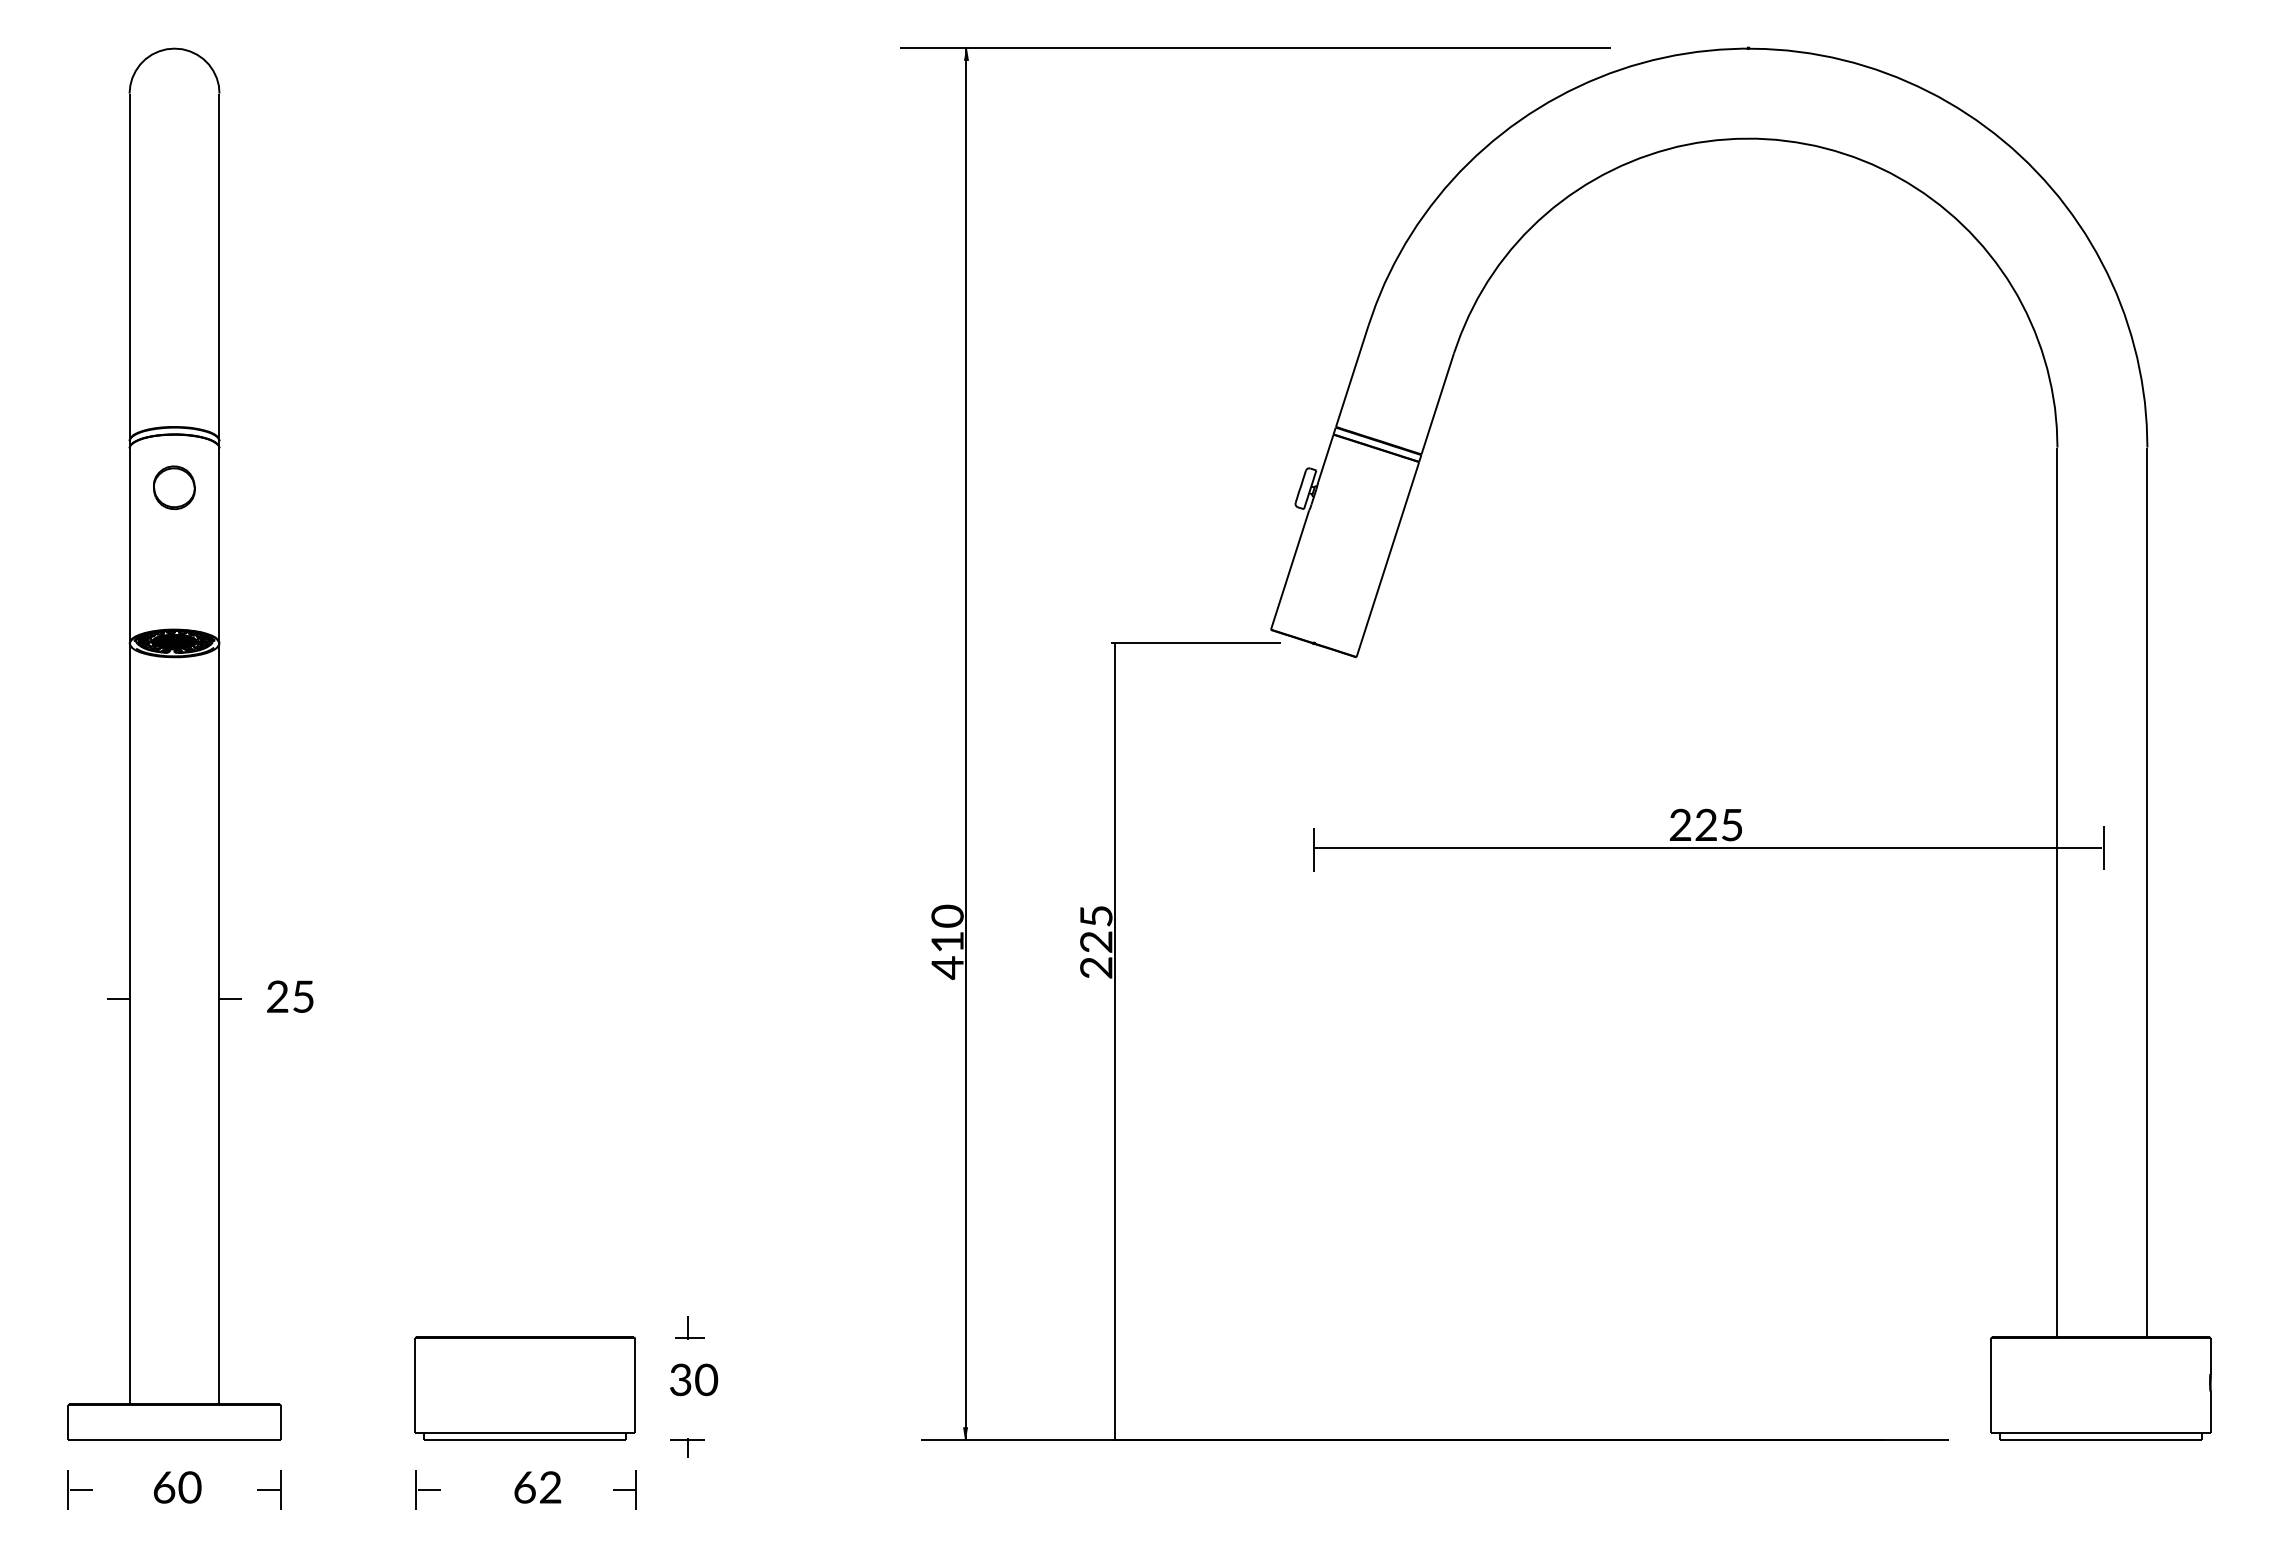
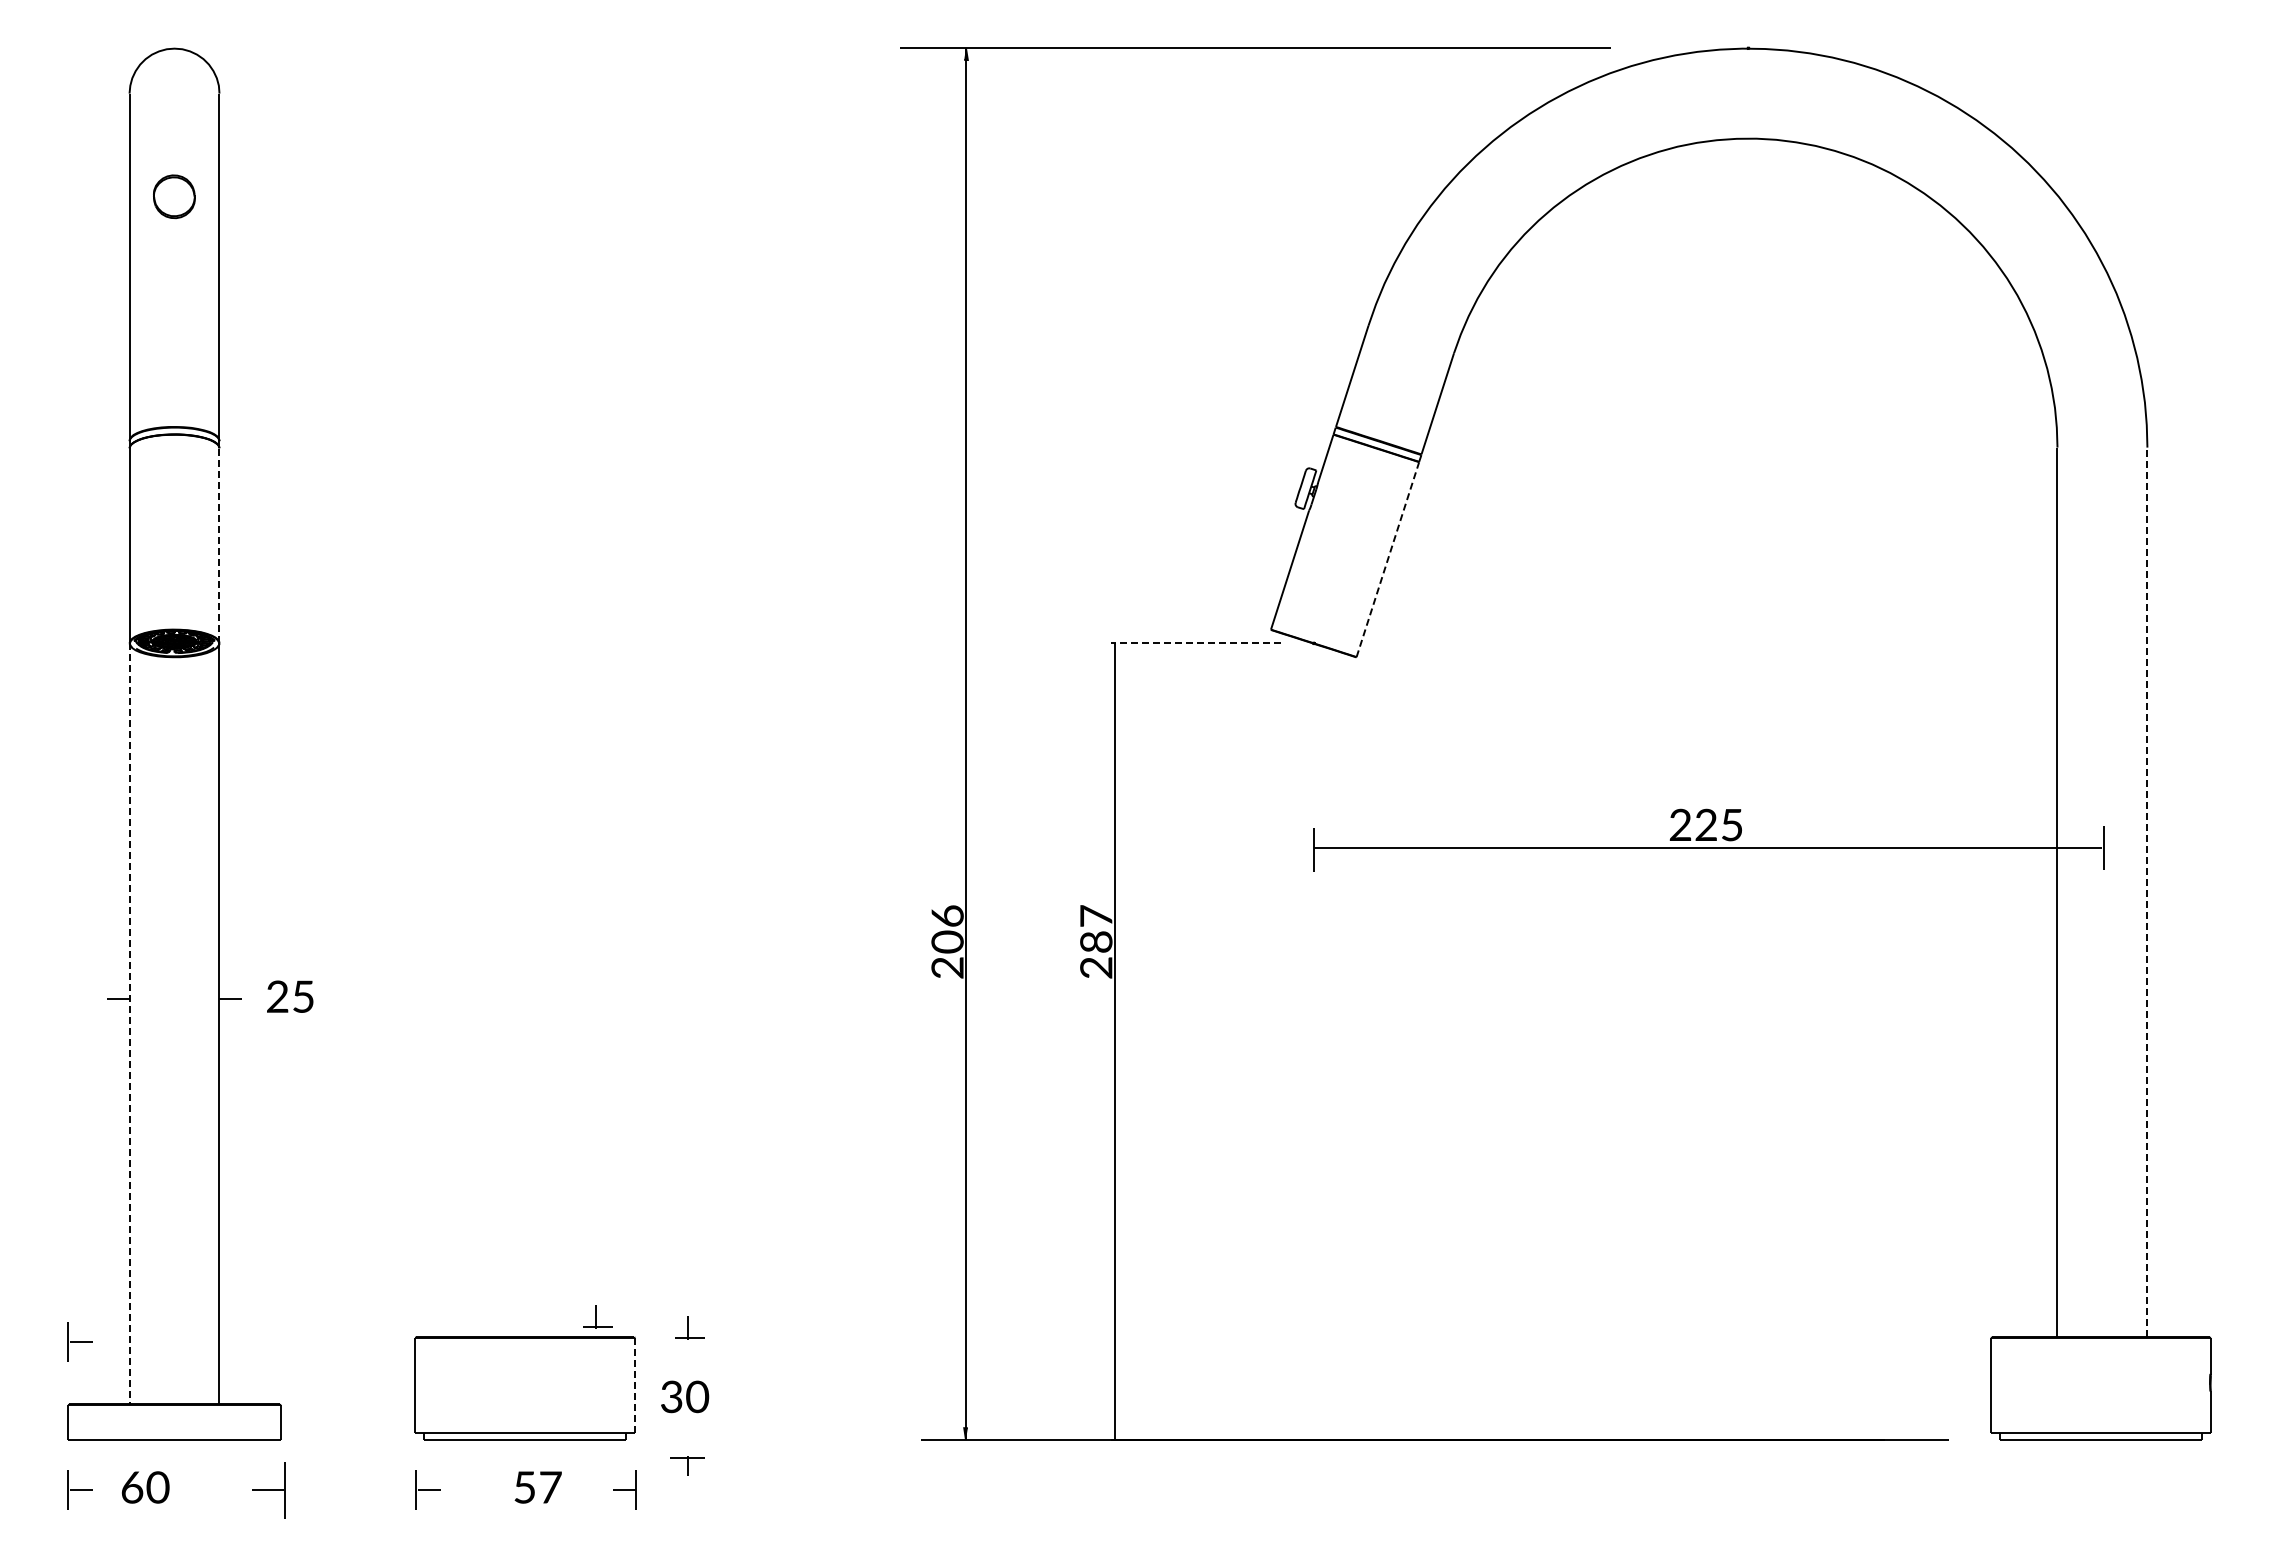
part position: (174, 487) -> (174, 196) (174, 196)
line: solid -> dashed (219, 545)
line: solid -> dashed (1388, 559)
line: solid -> dashed (1195, 643)
line: solid -> dashed (2147, 892)
text: 225 -> 287 (1096, 928)
text: 410 -> 206 (947, 942)
line: solid -> dashed (129, 1023)
part: none -> present (597, 1316)
part: none -> present (79, 1341)
text position: (694, 1379) -> (685, 1396) (685, 1396)
line: solid -> dashed (635, 1384)
part position: (687, 1447) -> (687, 1465) (687, 1465)
text position: (177, 1487) -> (145, 1487) (145, 1487)
text: 62 -> 57 (537, 1487)
part size: 25x40 px -> 34x57 px (268, 1490)
